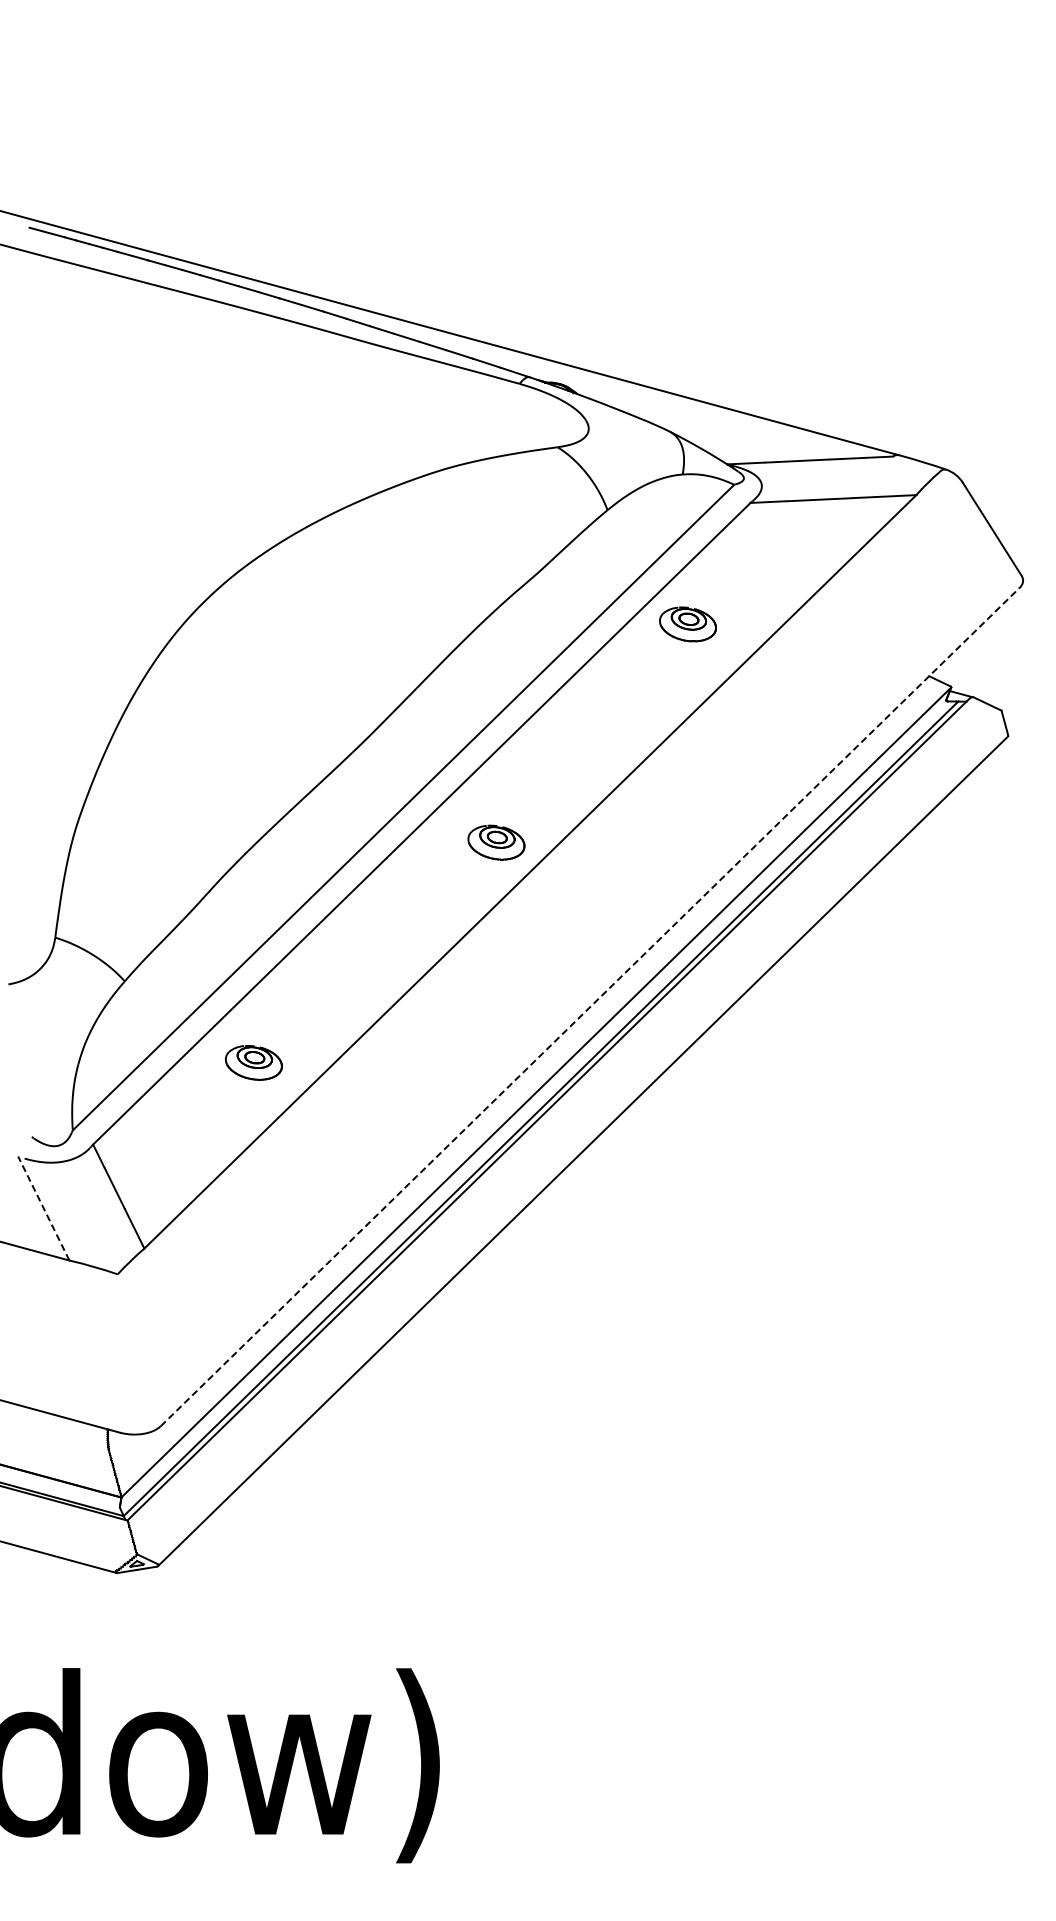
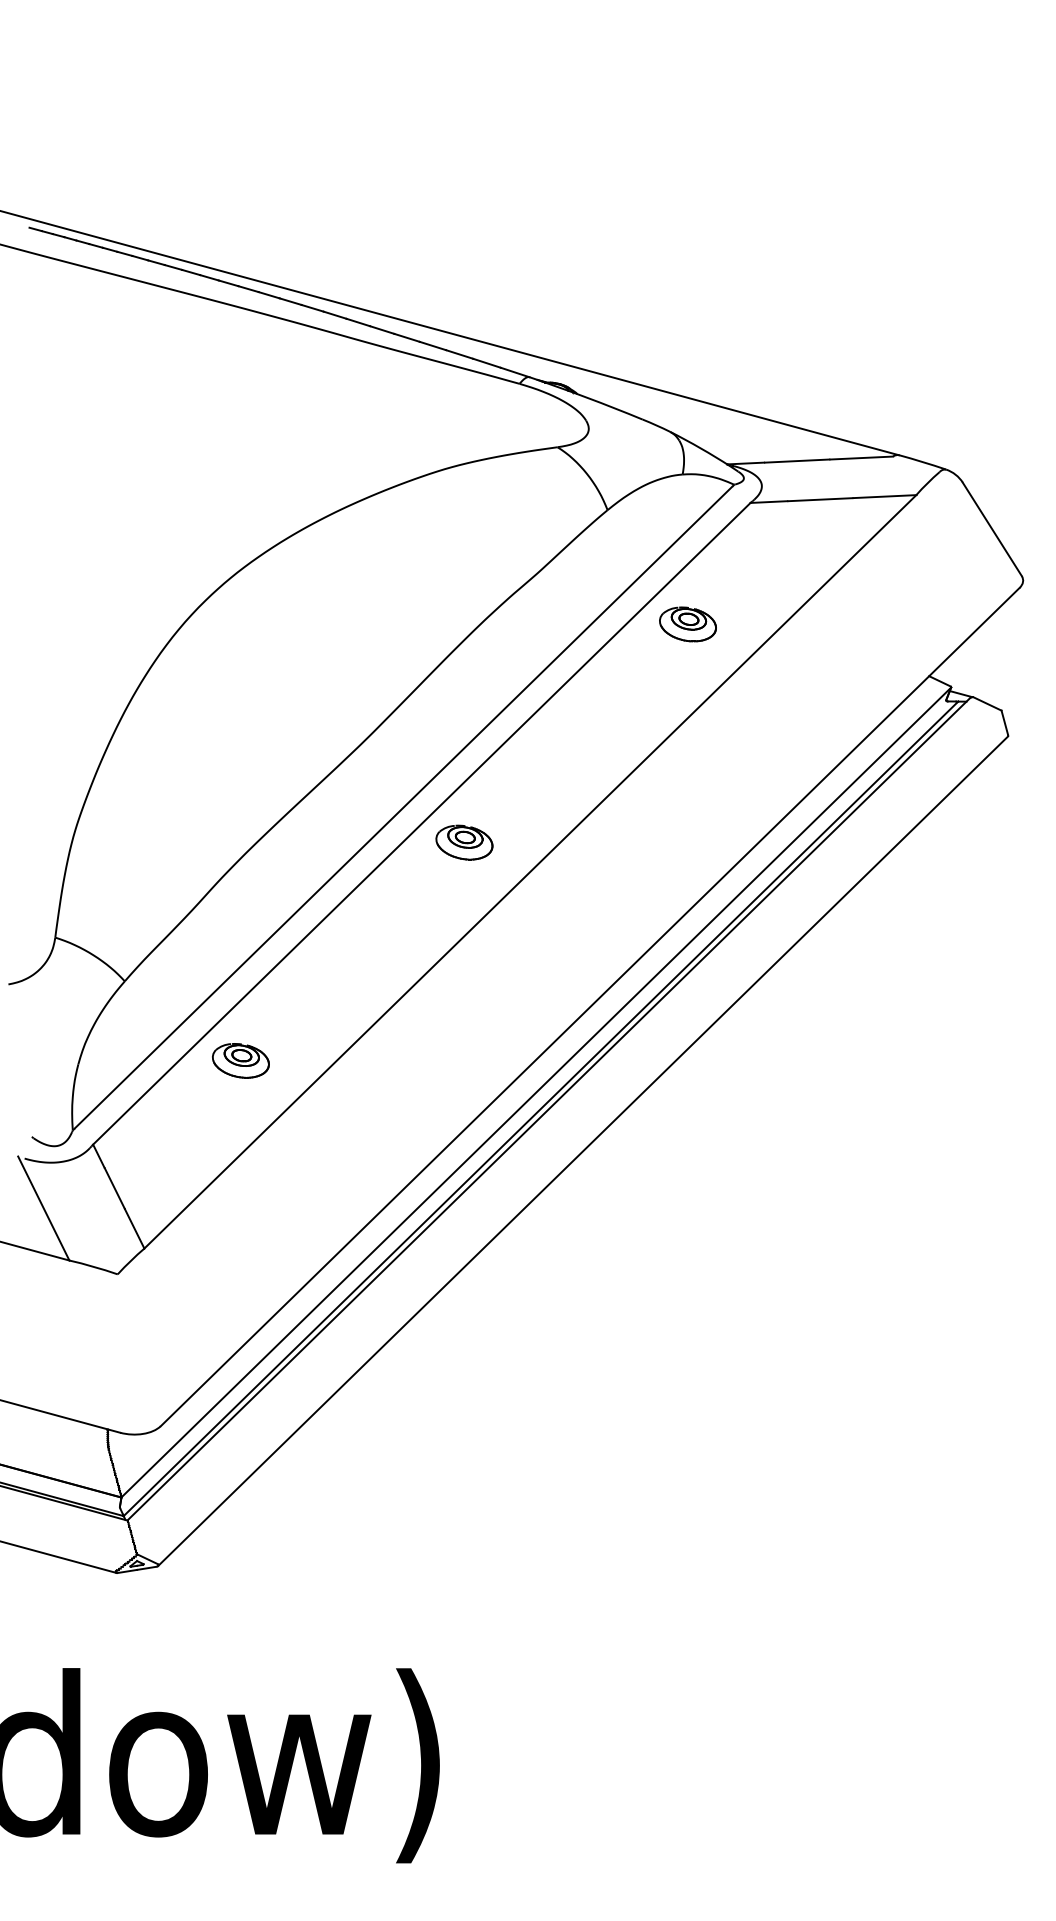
part position: (496, 842) -> (464, 842) (464, 842)
line: dashed -> solid (590, 1006)
part position: (253, 1062) -> (240, 1060) (240, 1060)
line: dashed -> solid (43, 1208)
